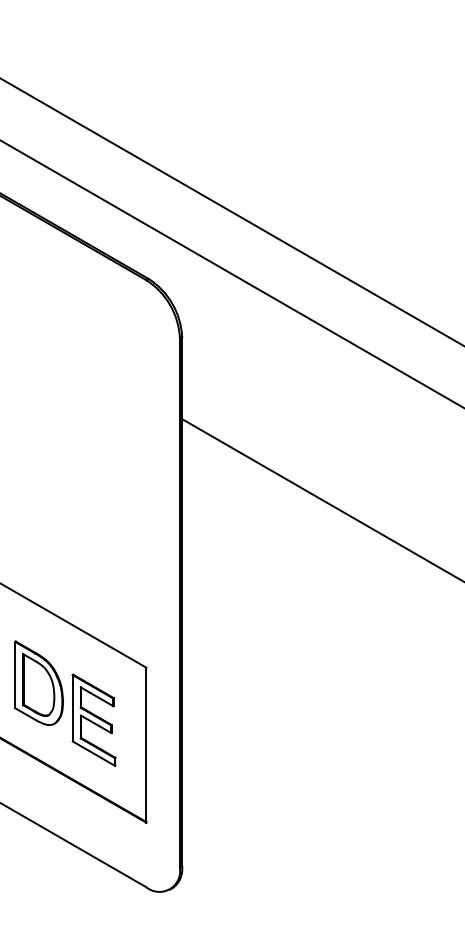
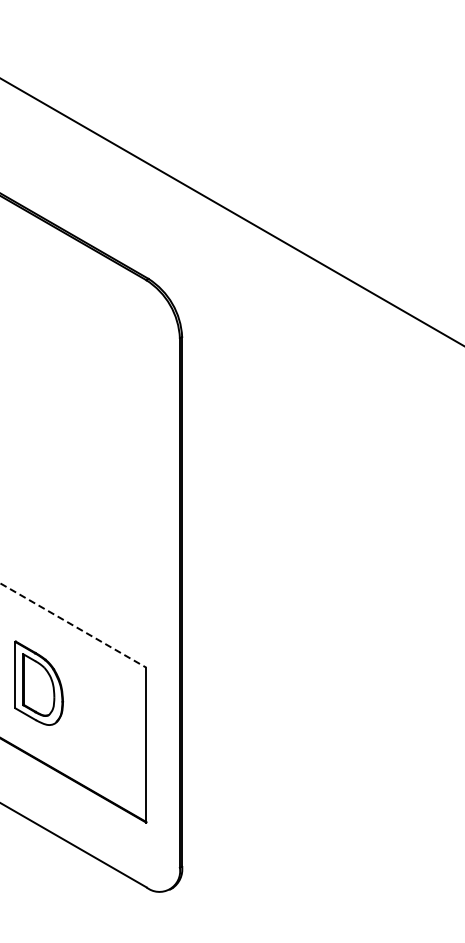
line: present -> none (231, 273)
line: present -> none (321, 499)
line: solid -> dashed (73, 625)
part: present -> none (93, 719)
